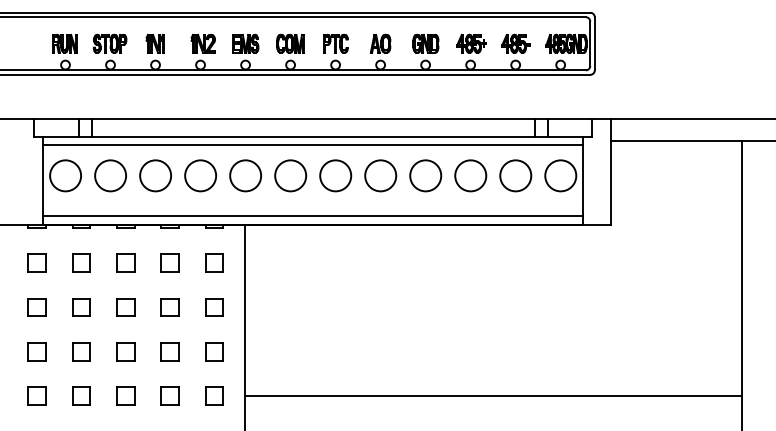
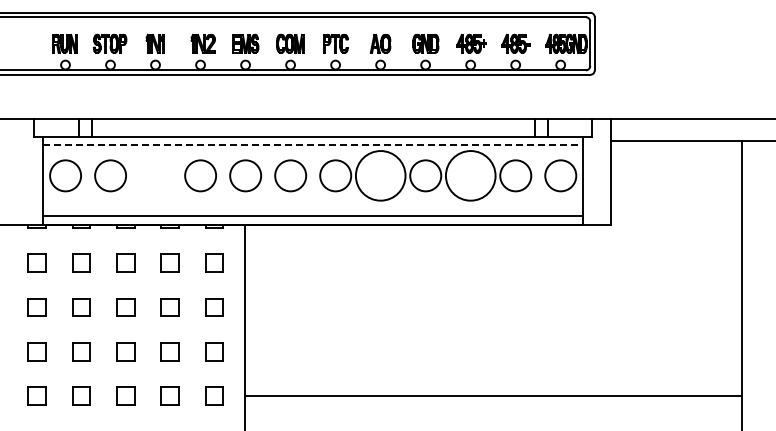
line: solid -> dashed (313, 145)
circle: present -> none (155, 175)
circle diameter: 31 px -> 50 px (380, 175)
circle diameter: 31 px -> 50 px (470, 175)
